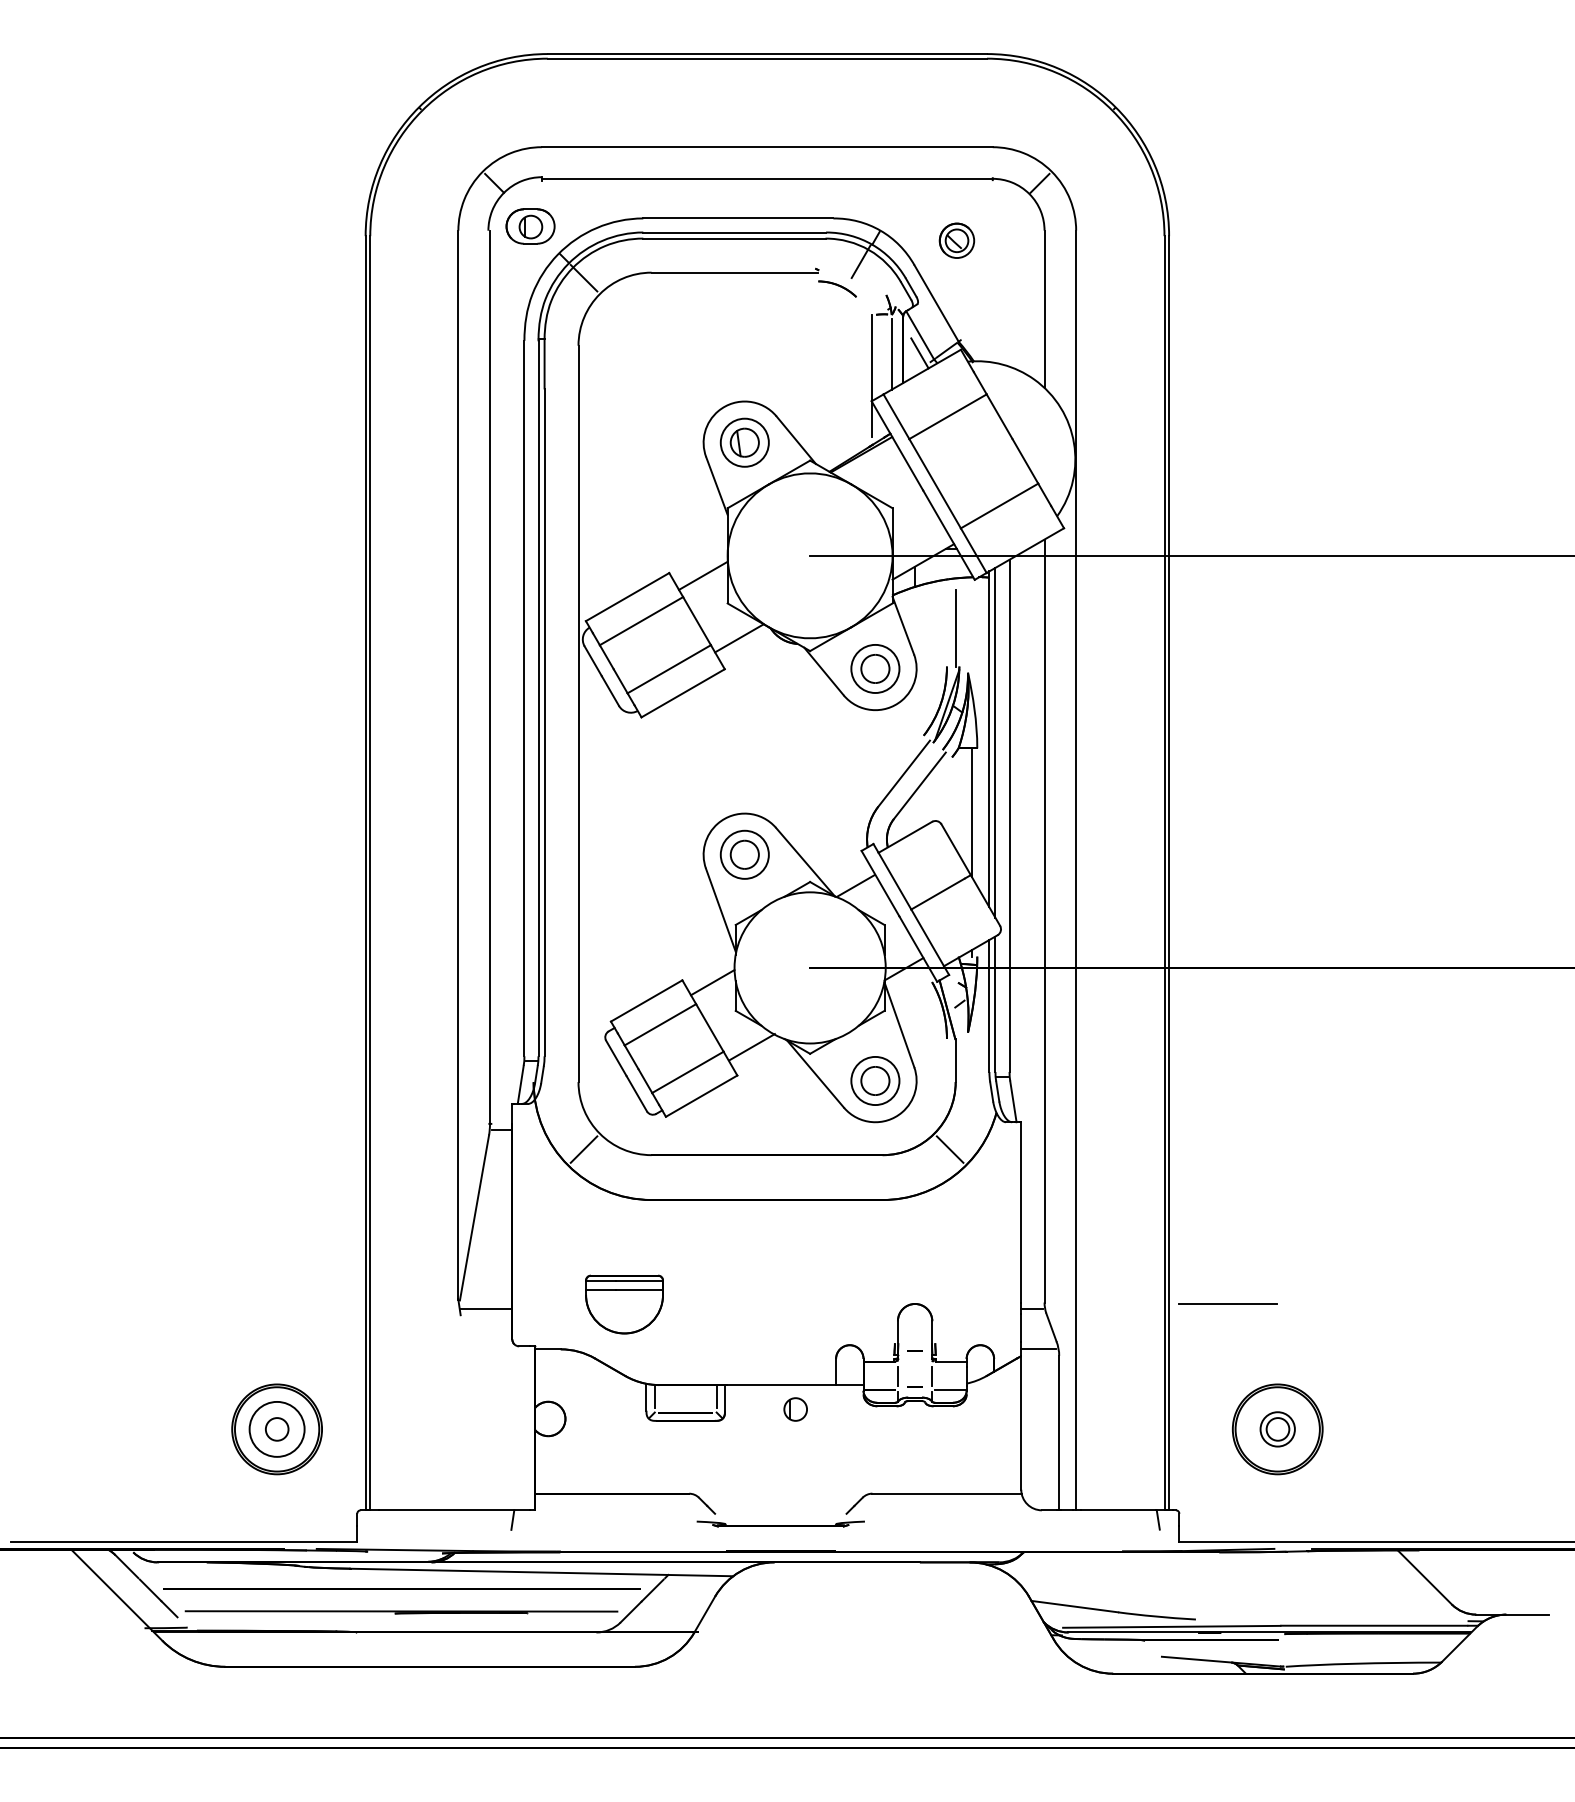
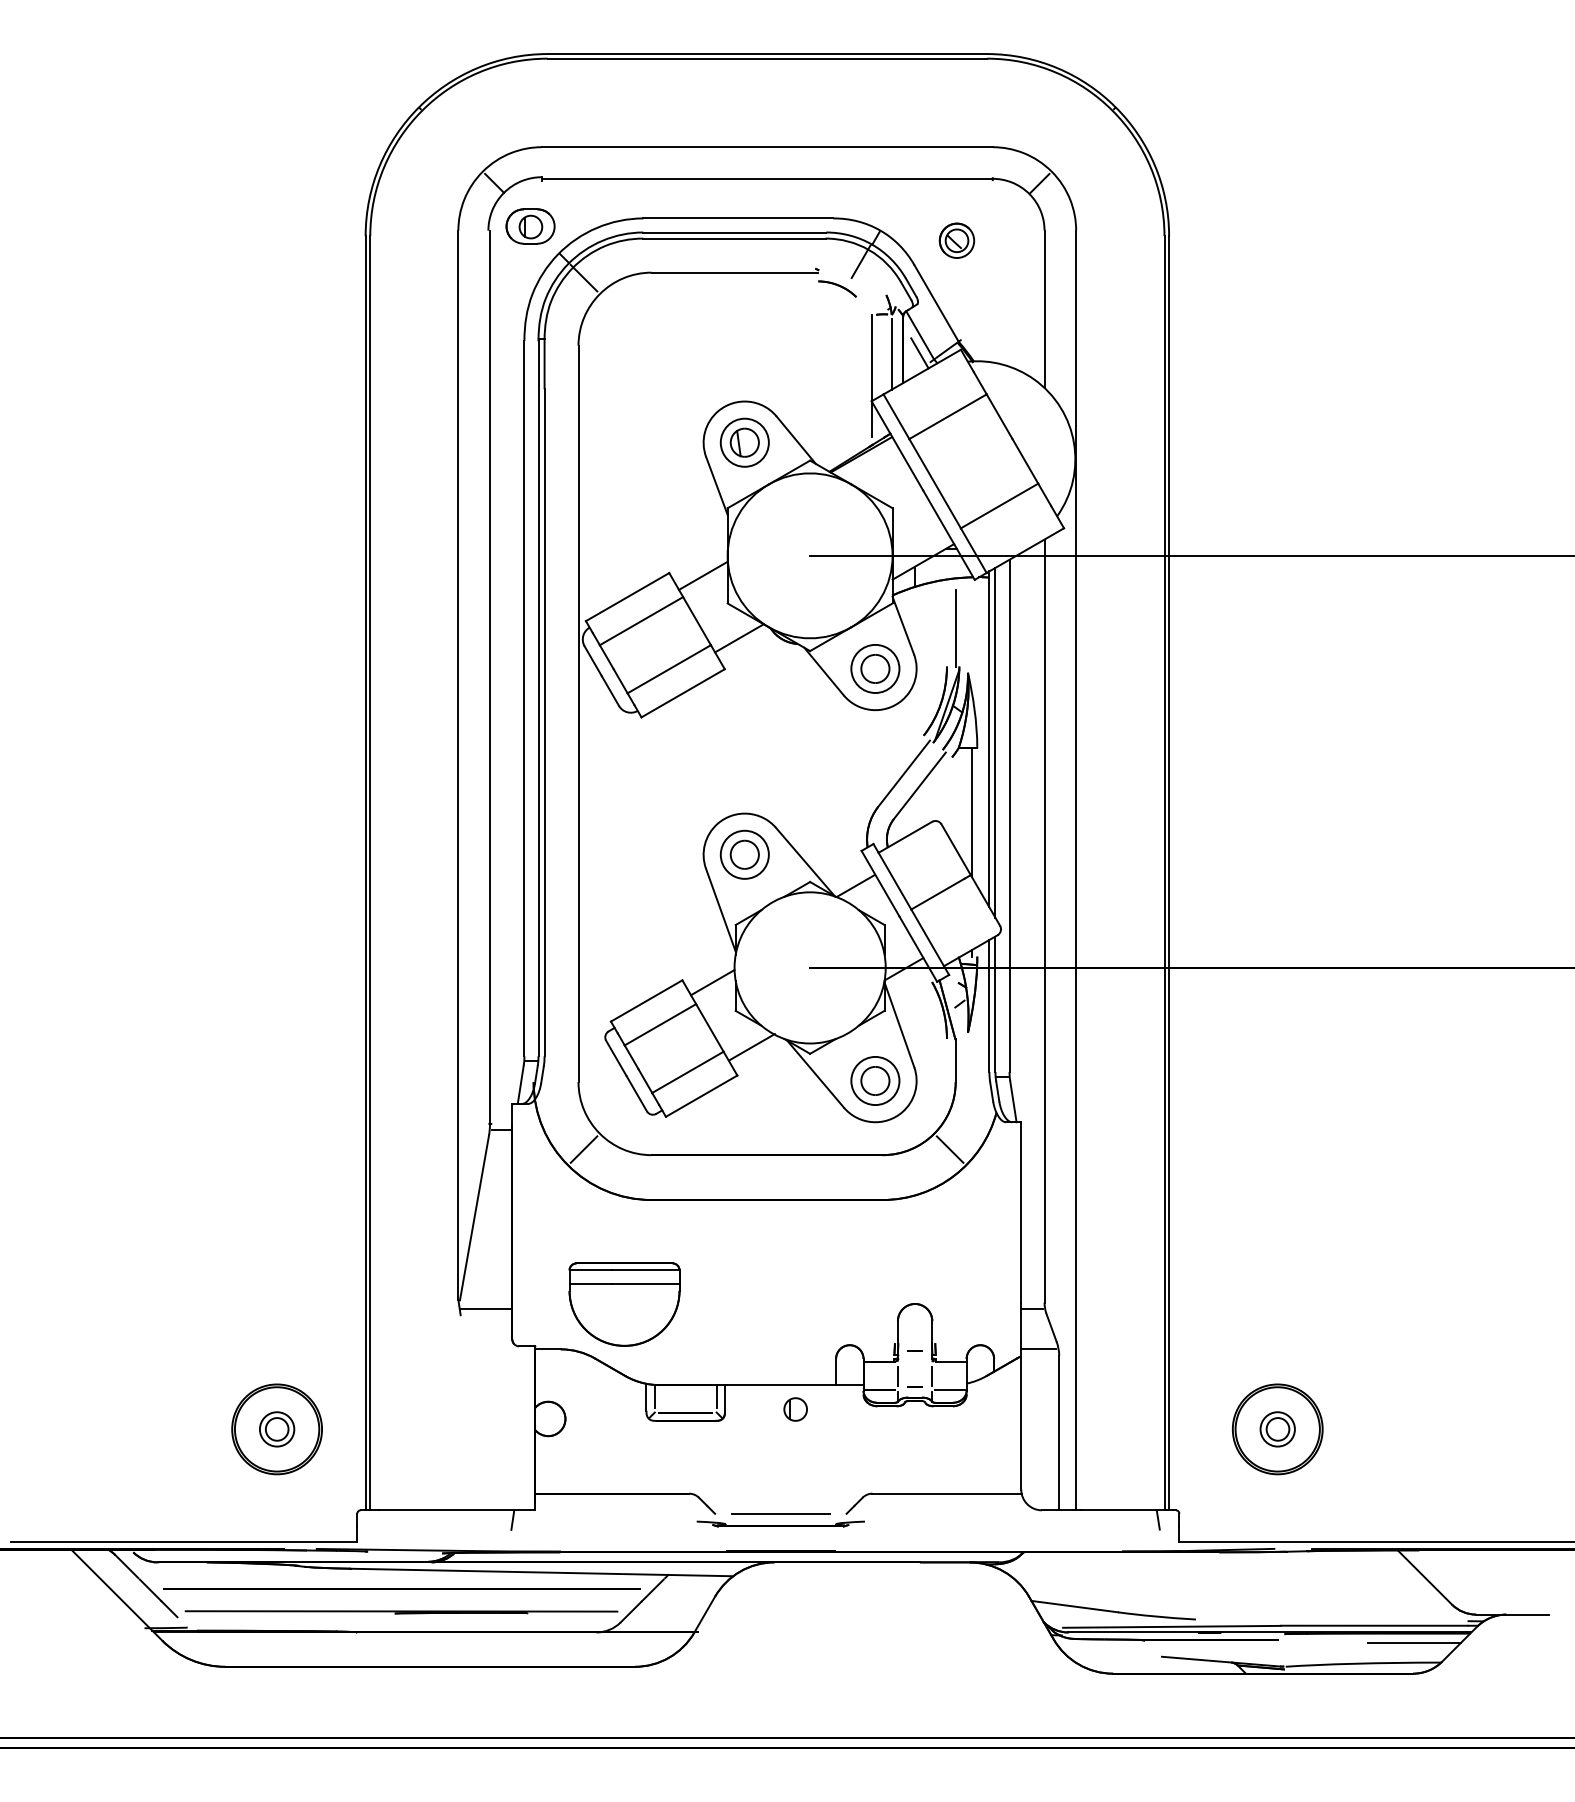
line position: (1227, 1303) -> (780, 1513) (780, 1513)
part size: 79x61 px -> 113x85 px (624, 1304)
circle diameter: 55 px -> 34 px (276, 1429)
line: none -> present (1414, 1643)
